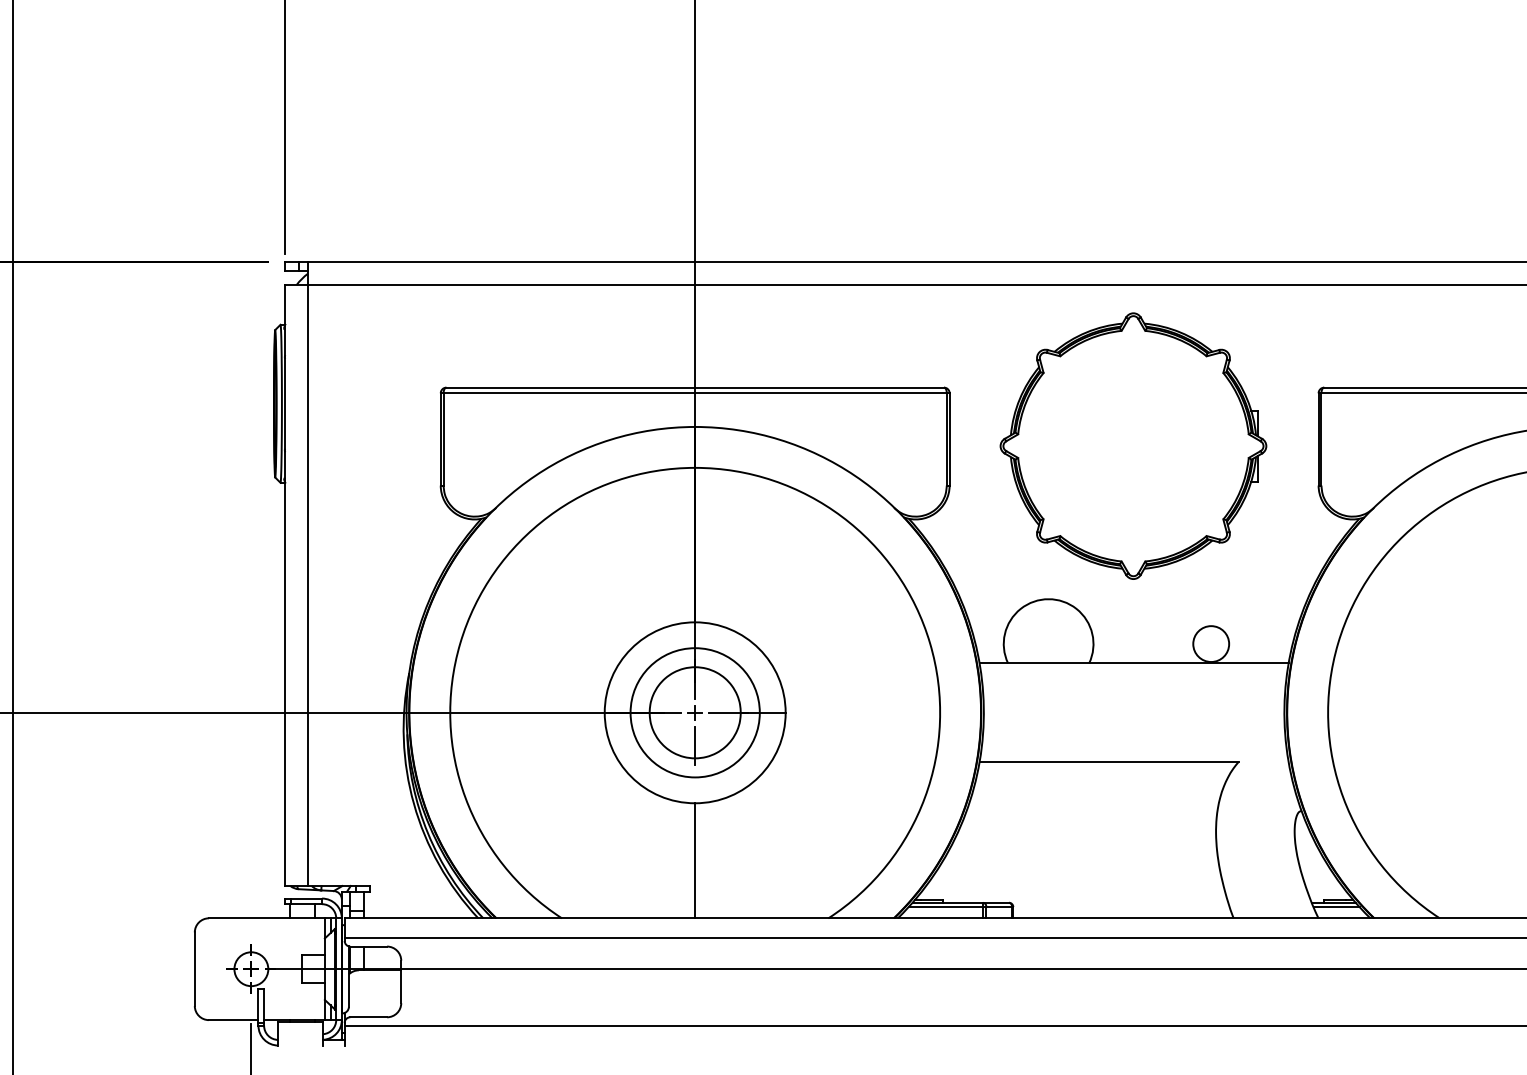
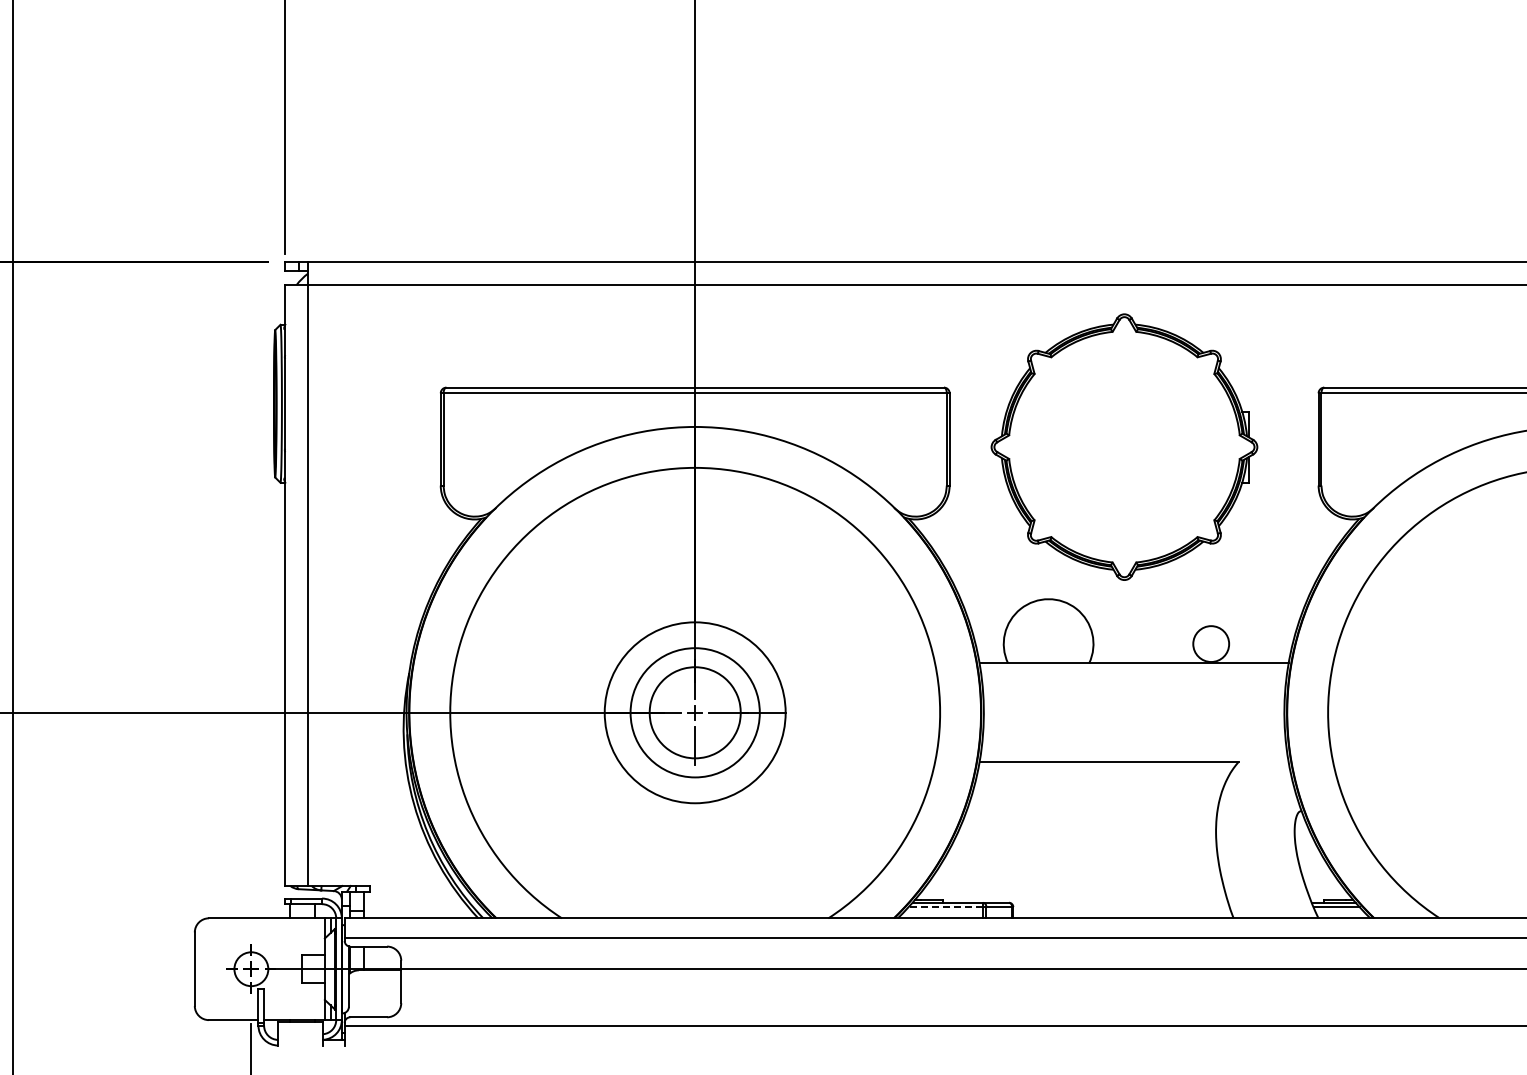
part position: (1133, 445) -> (1124, 446) (1124, 446)
line: present -> none (695, 860)
line: solid -> dashed (945, 907)
